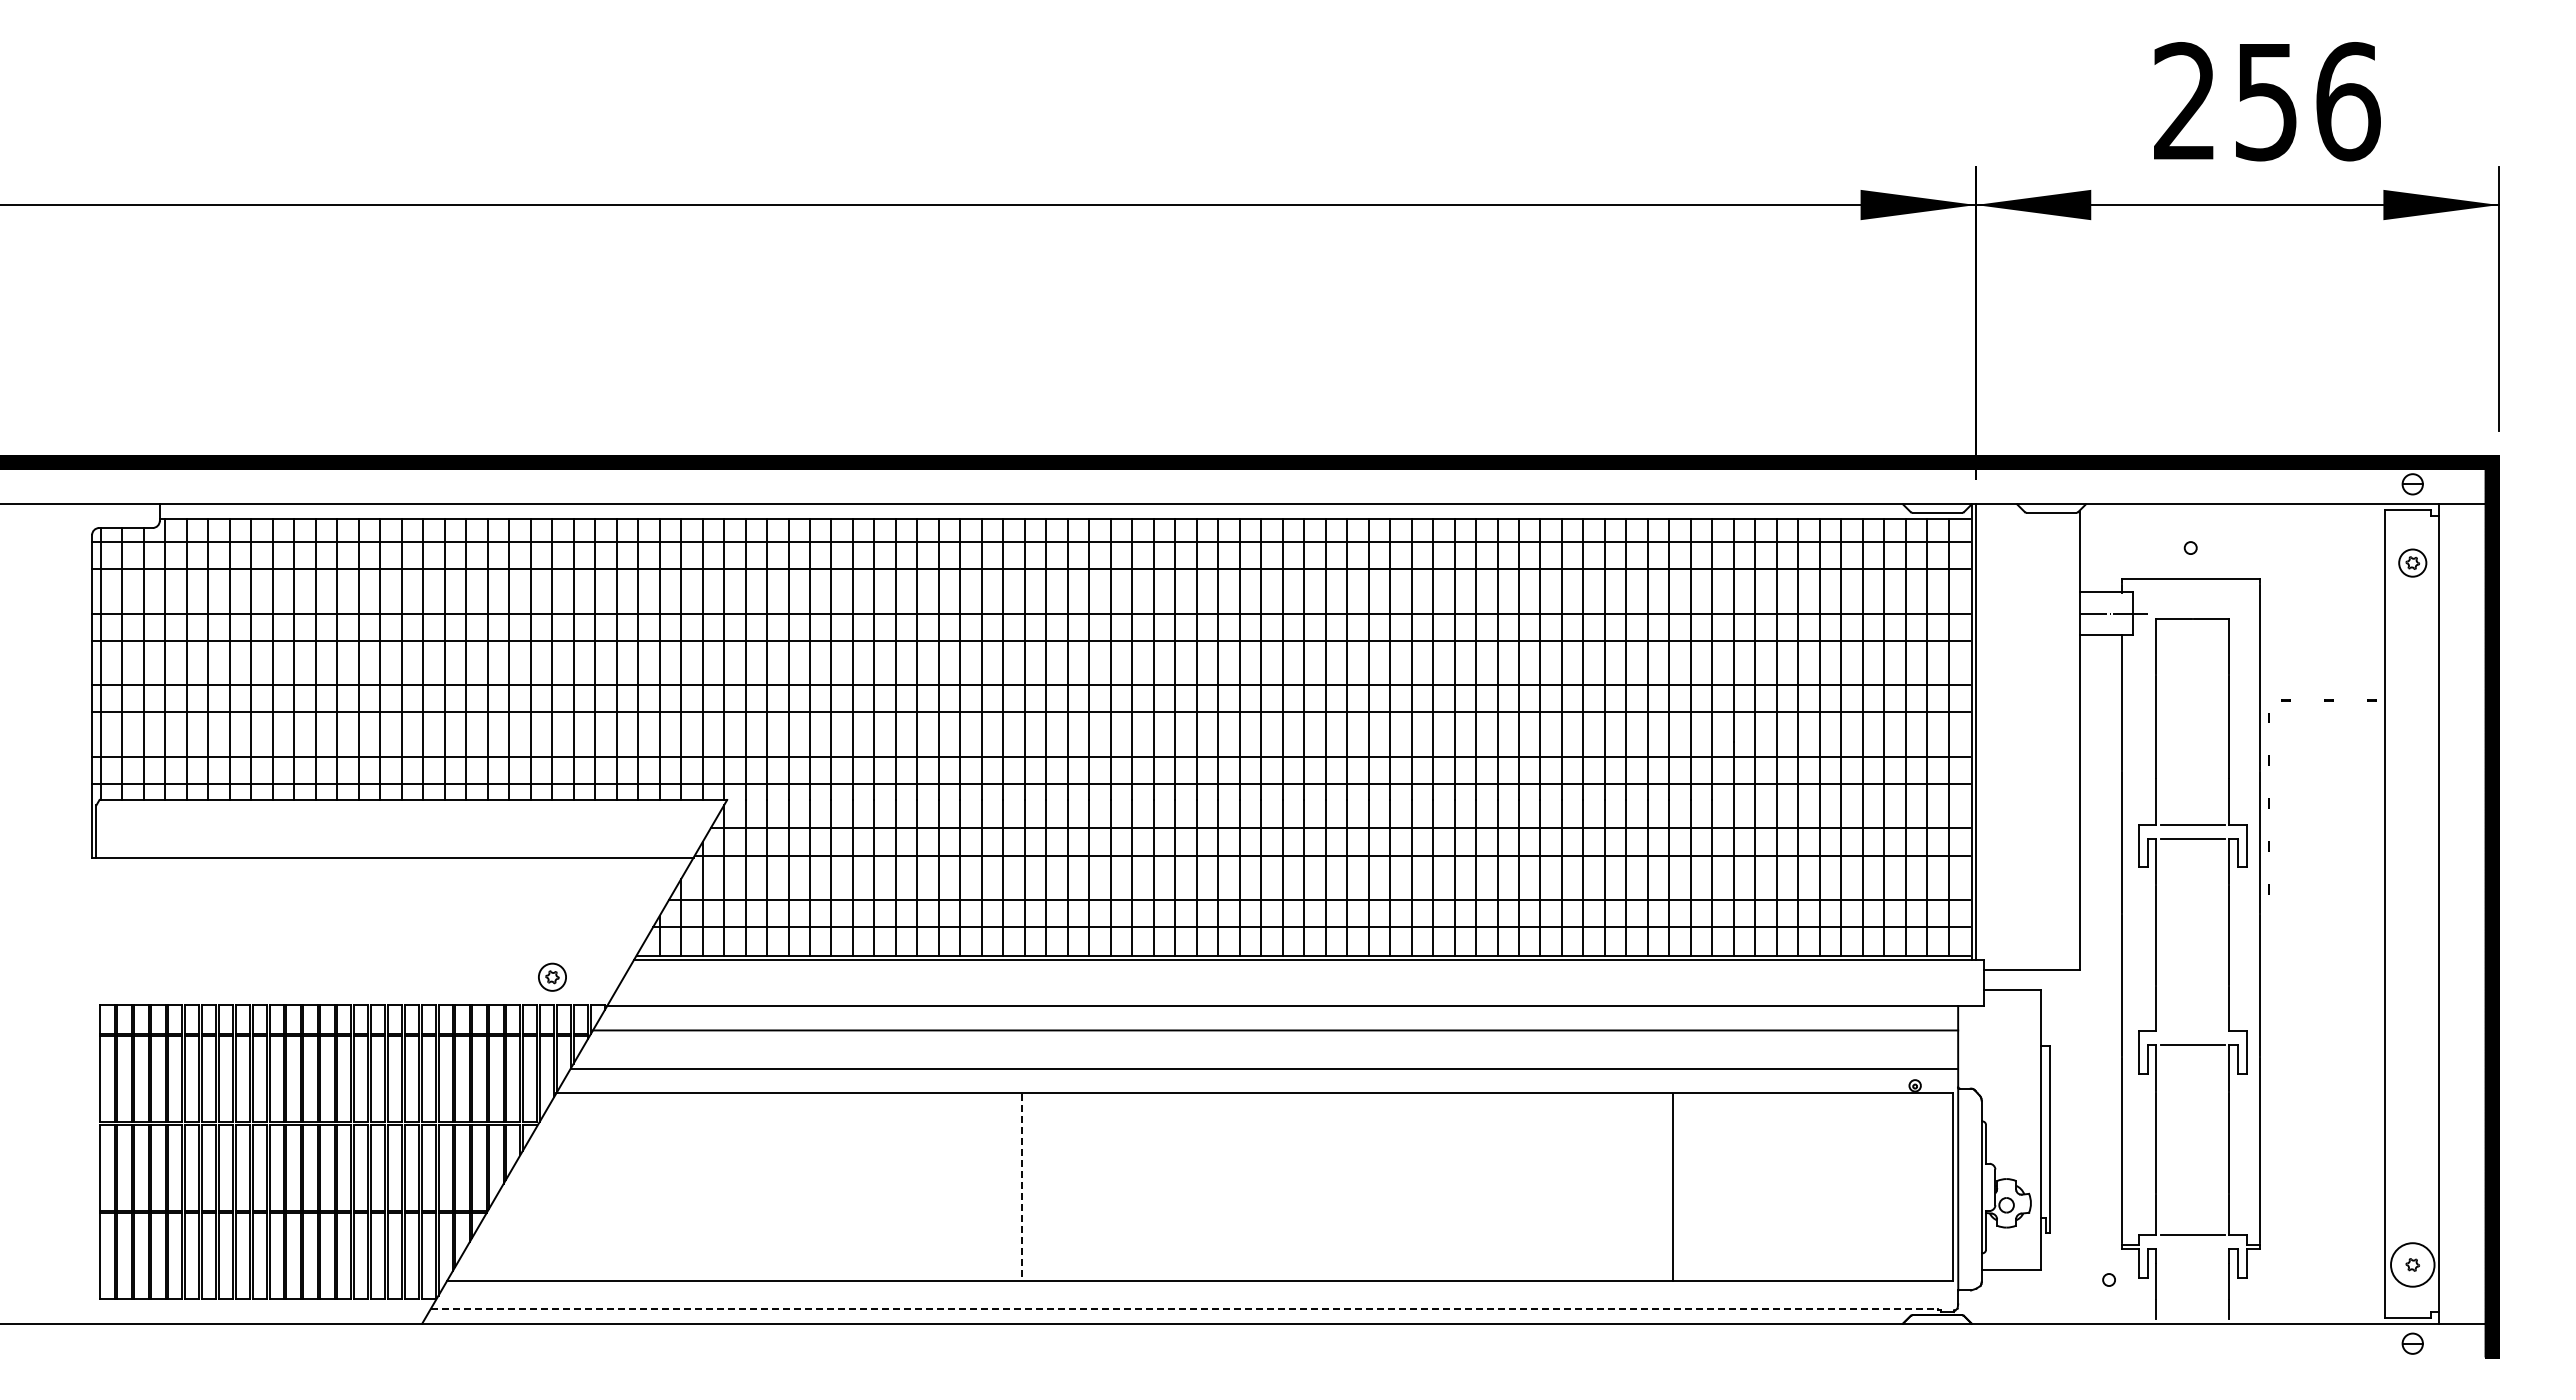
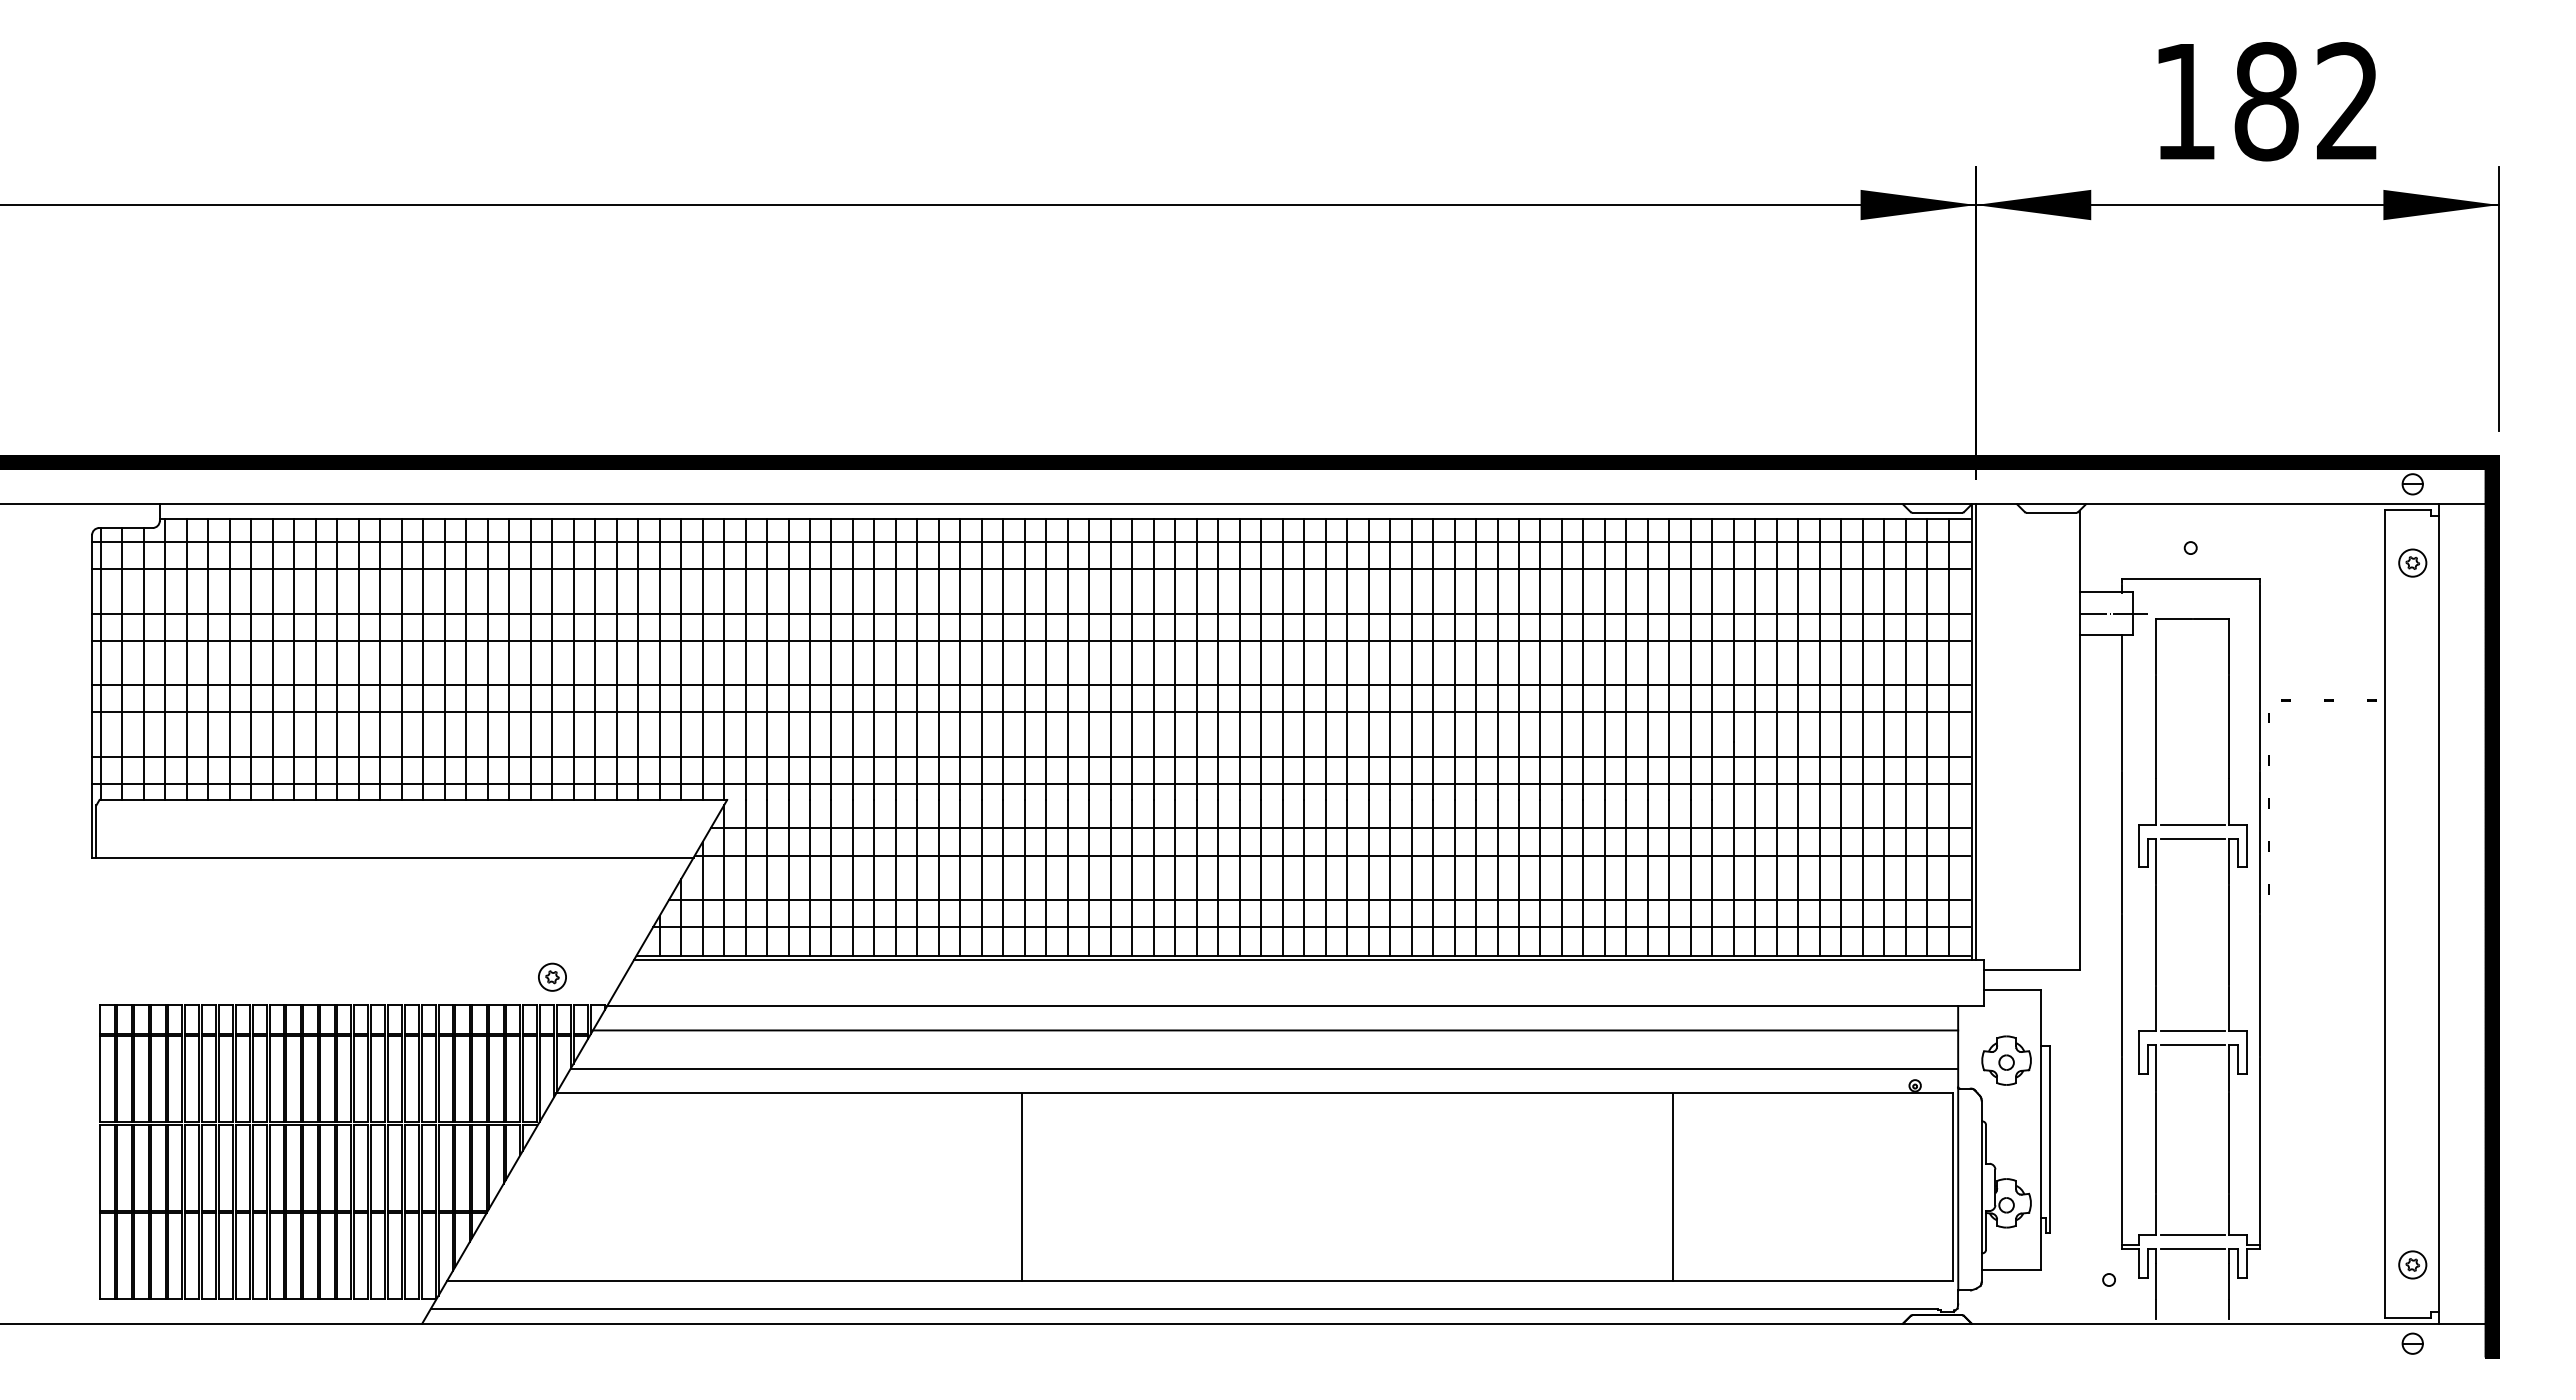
text: 256 -> 182 (2267, 101)
line: none -> present (2192, 1030)
part: none -> present (2006, 1060)
line: dashed -> solid (1021, 1187)
line: none -> present (2192, 1249)
circle diameter: 44 px -> 27 px (2412, 1264)
line: dashed -> solid (1184, 1309)
